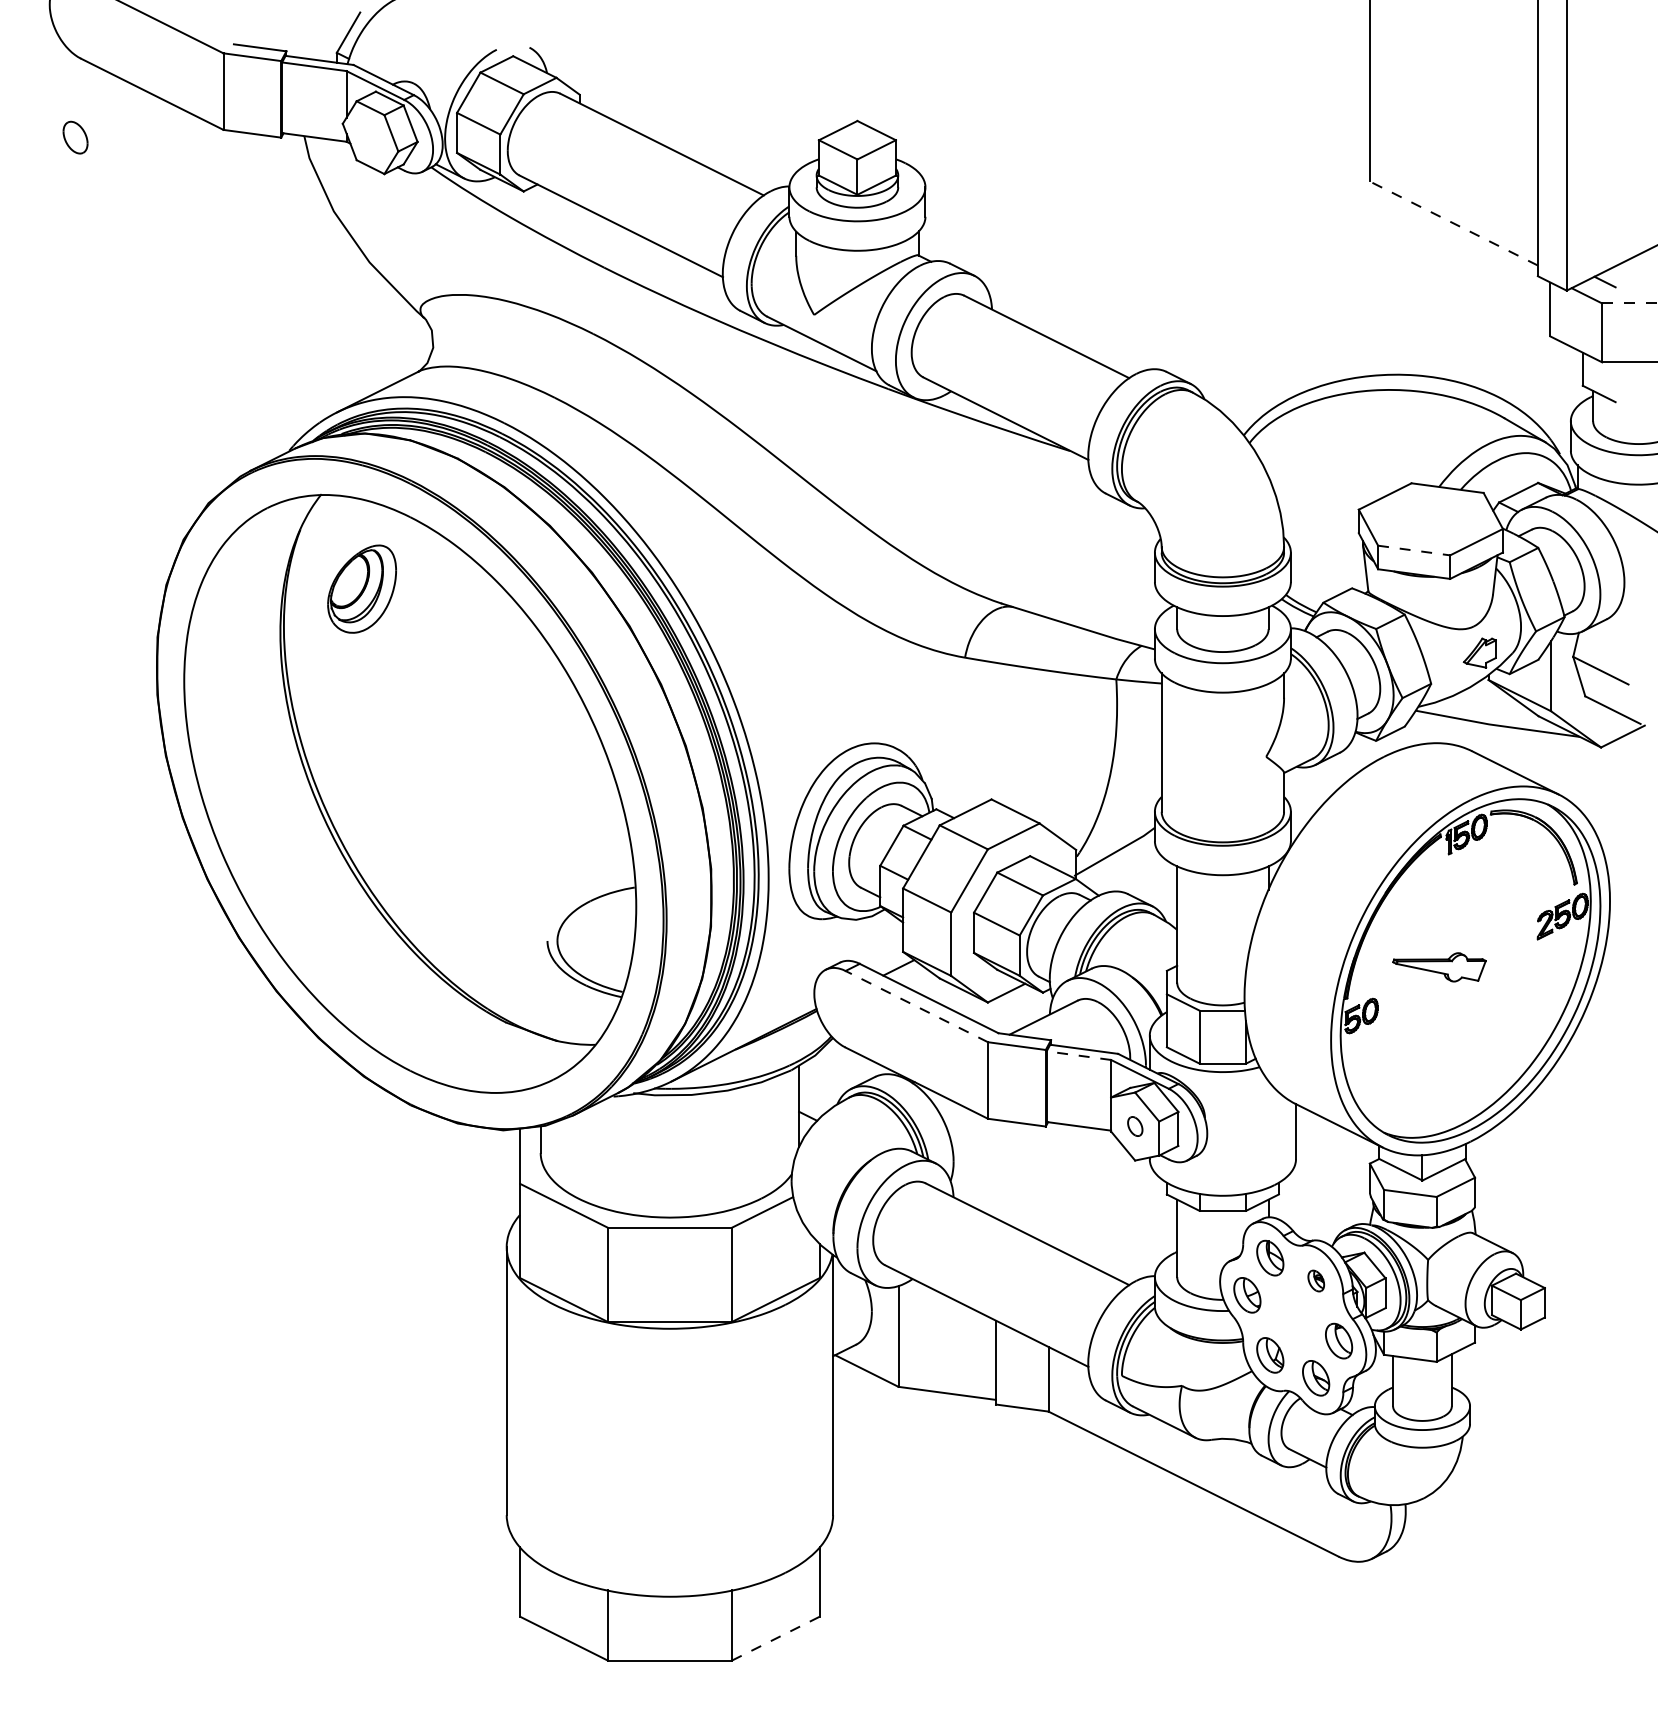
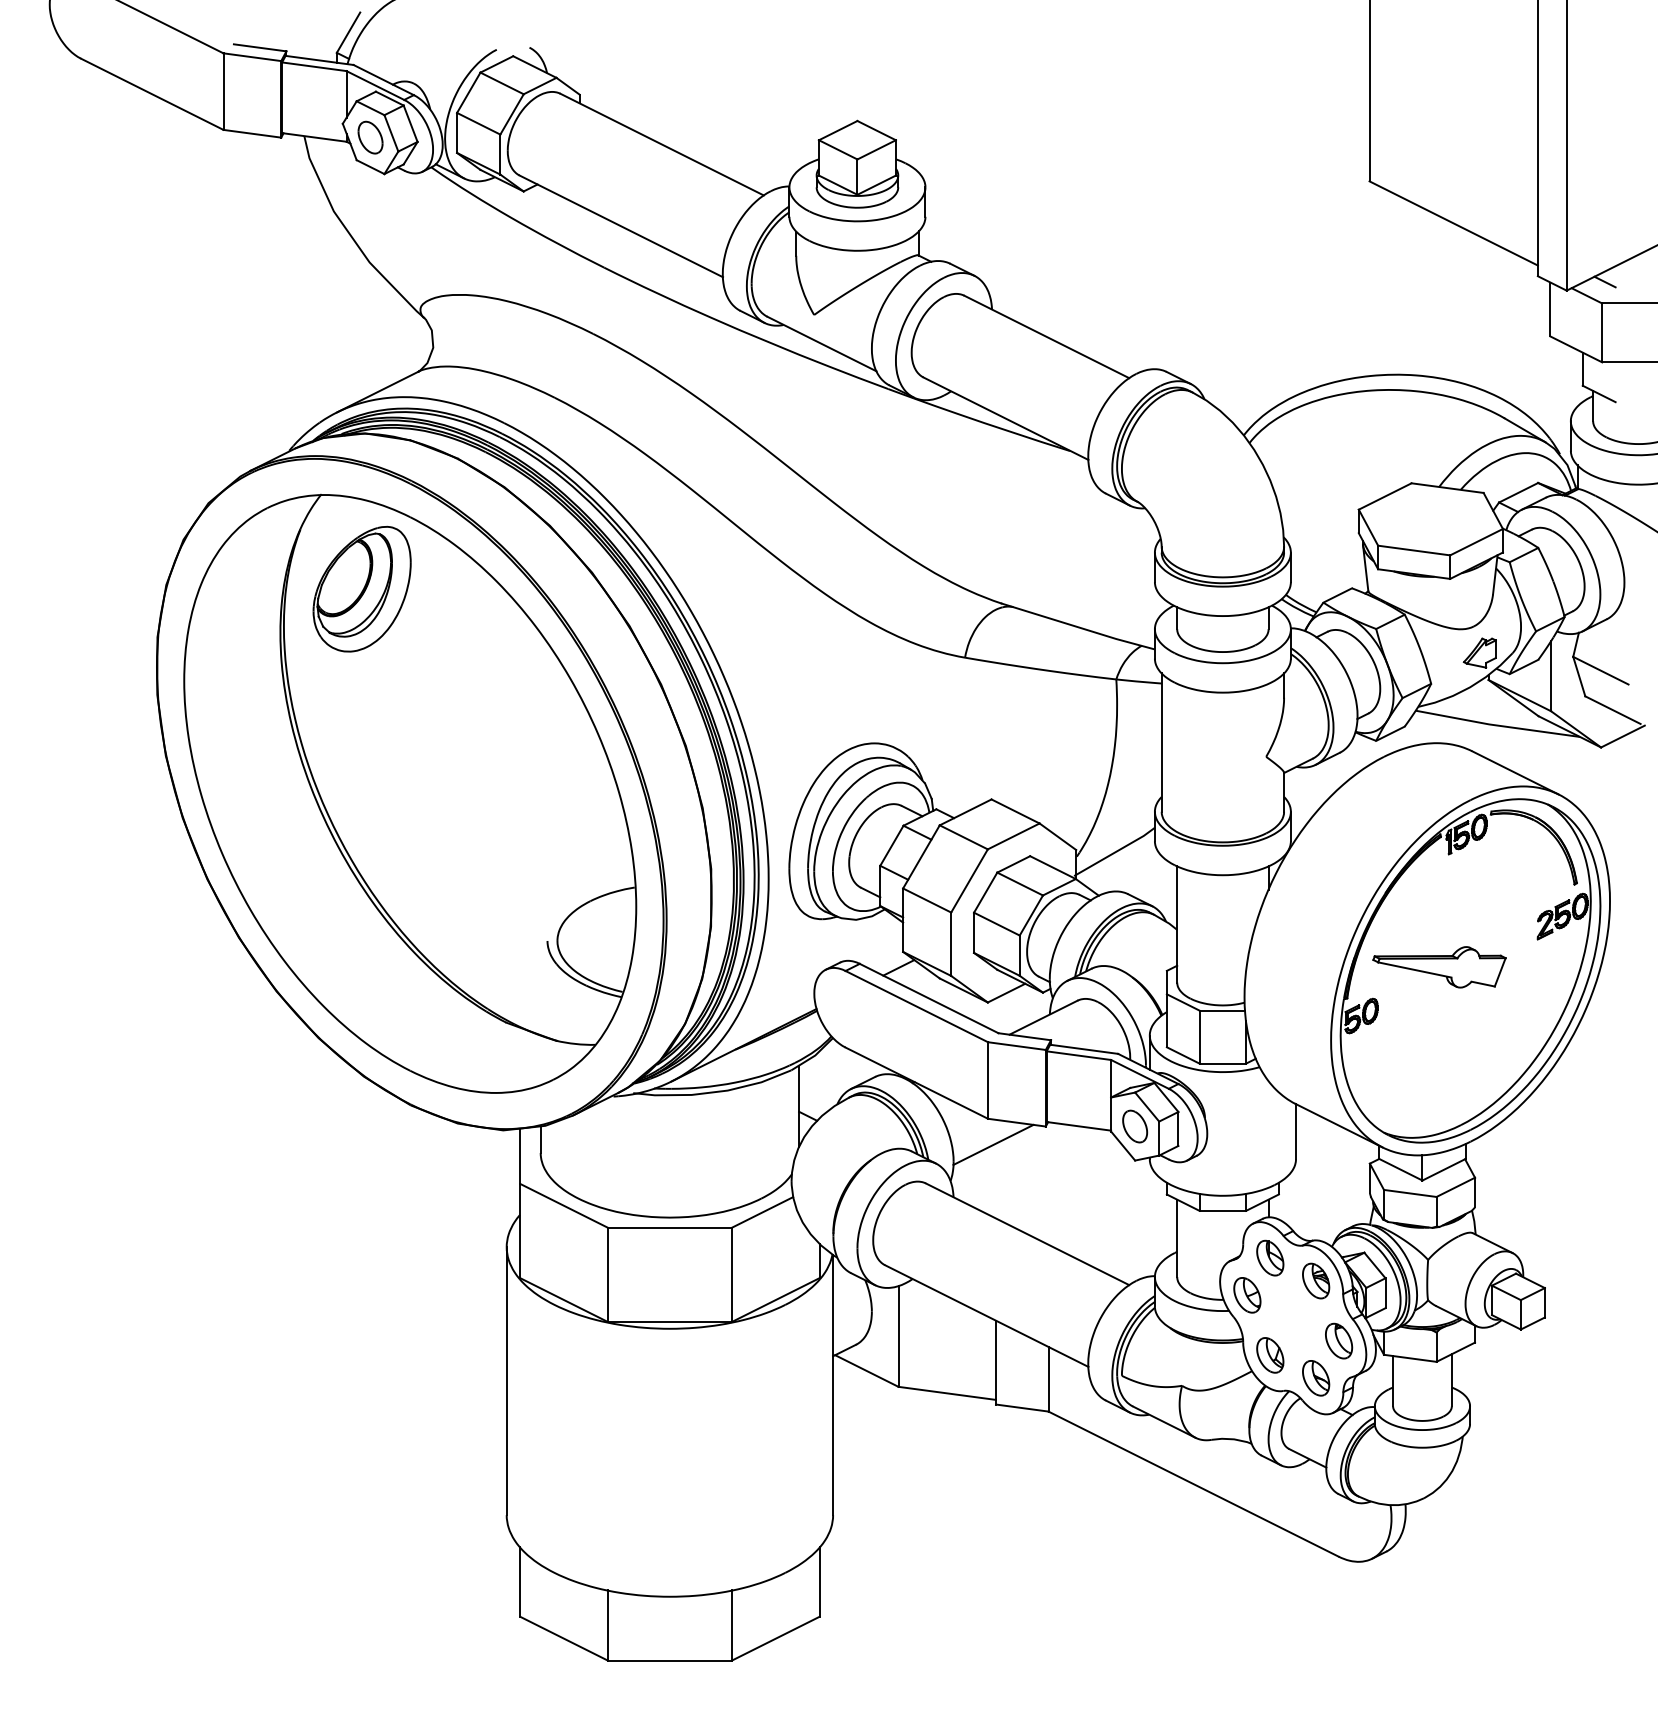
part position: (75, 137) -> (370, 137) (370, 137)
line: dashed -> solid (1453, 223)
line: dashed -> solid (1629, 303)
line: dashed -> solid (1414, 550)
part size: 70x90 px -> 100x128 px (361, 588)
part size: 95x31 px -> 135x43 px (1439, 967)
line: dashed -> solid (916, 1006)
line: dashed -> solid (1078, 1055)
part size: 17x21 px -> 27x35 px (1135, 1126)
line: none -> present (993, 1144)
part size: 18x24 px -> 29x38 px (1316, 1280)
line: dashed -> solid (775, 1638)
